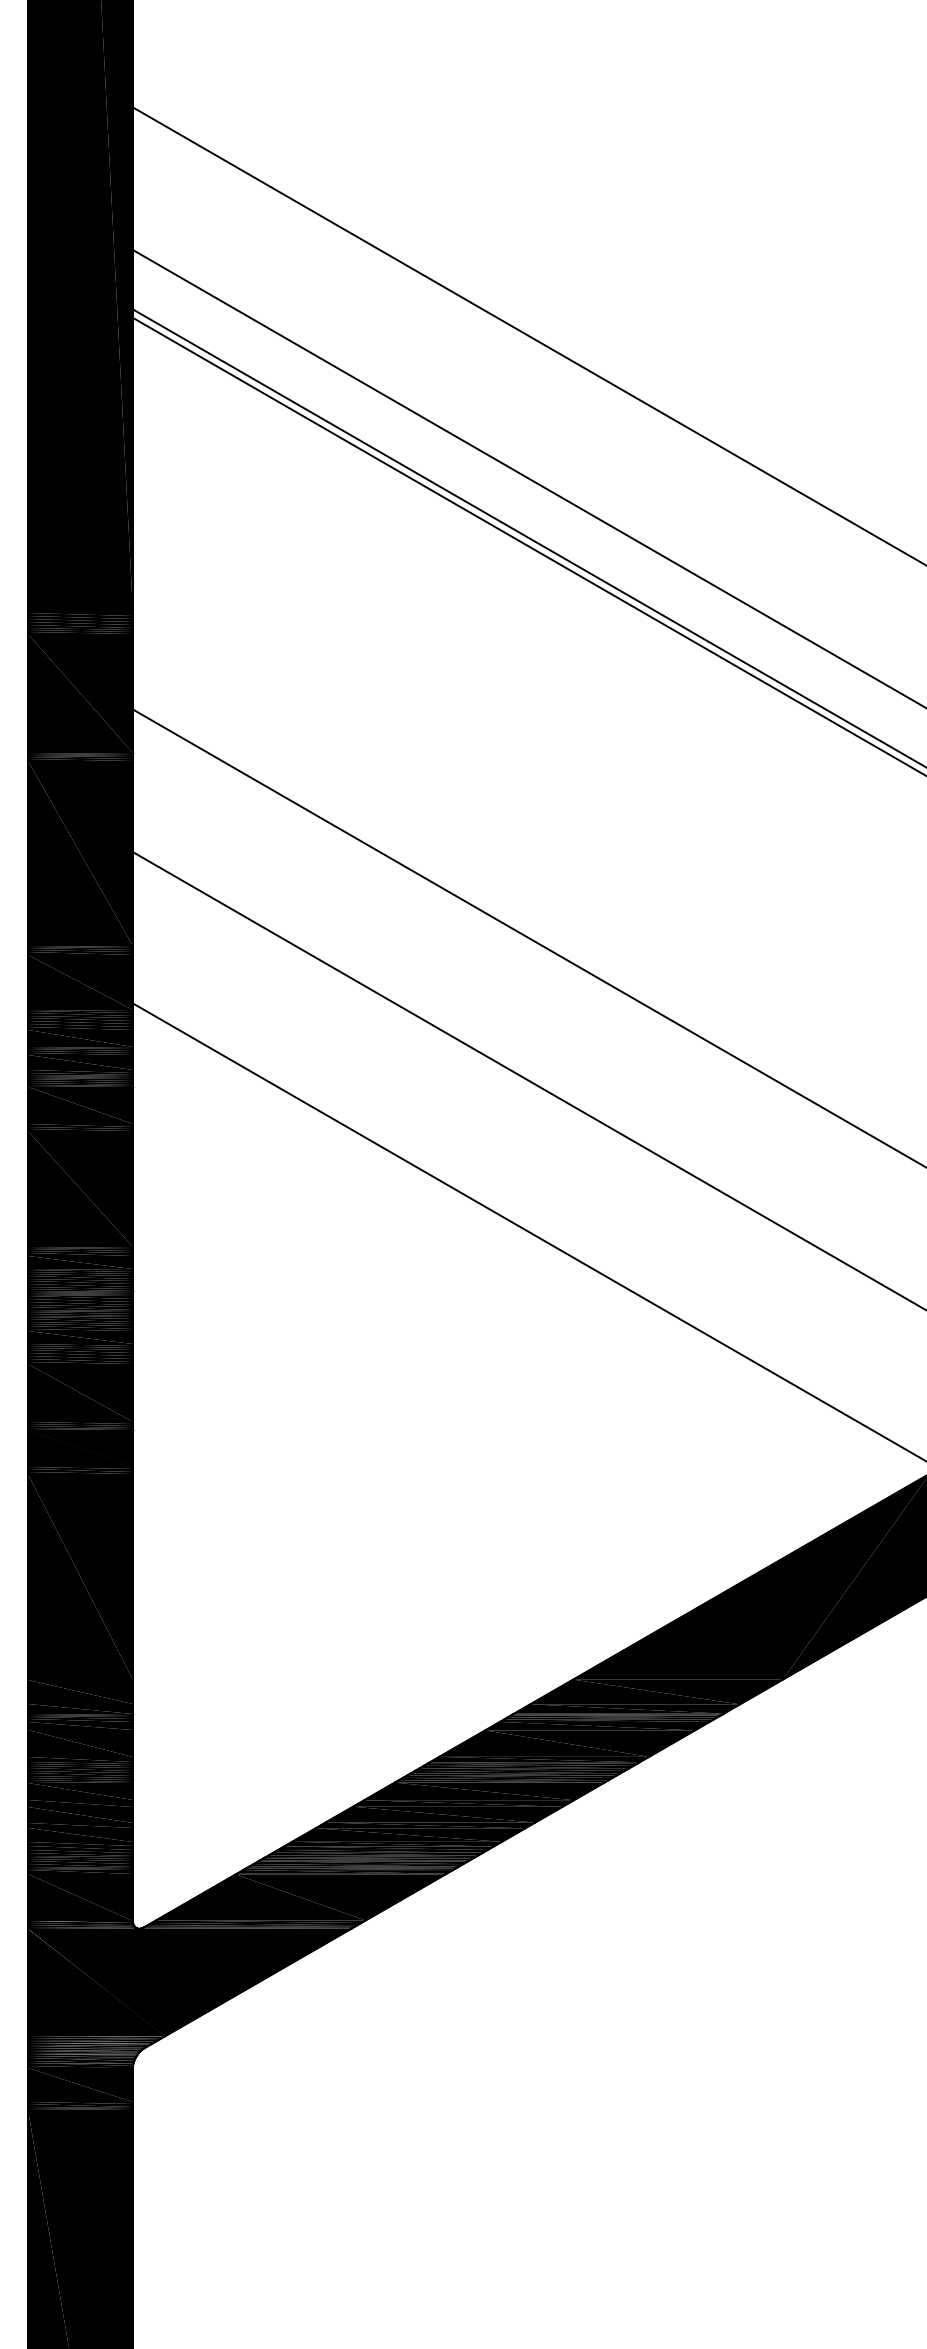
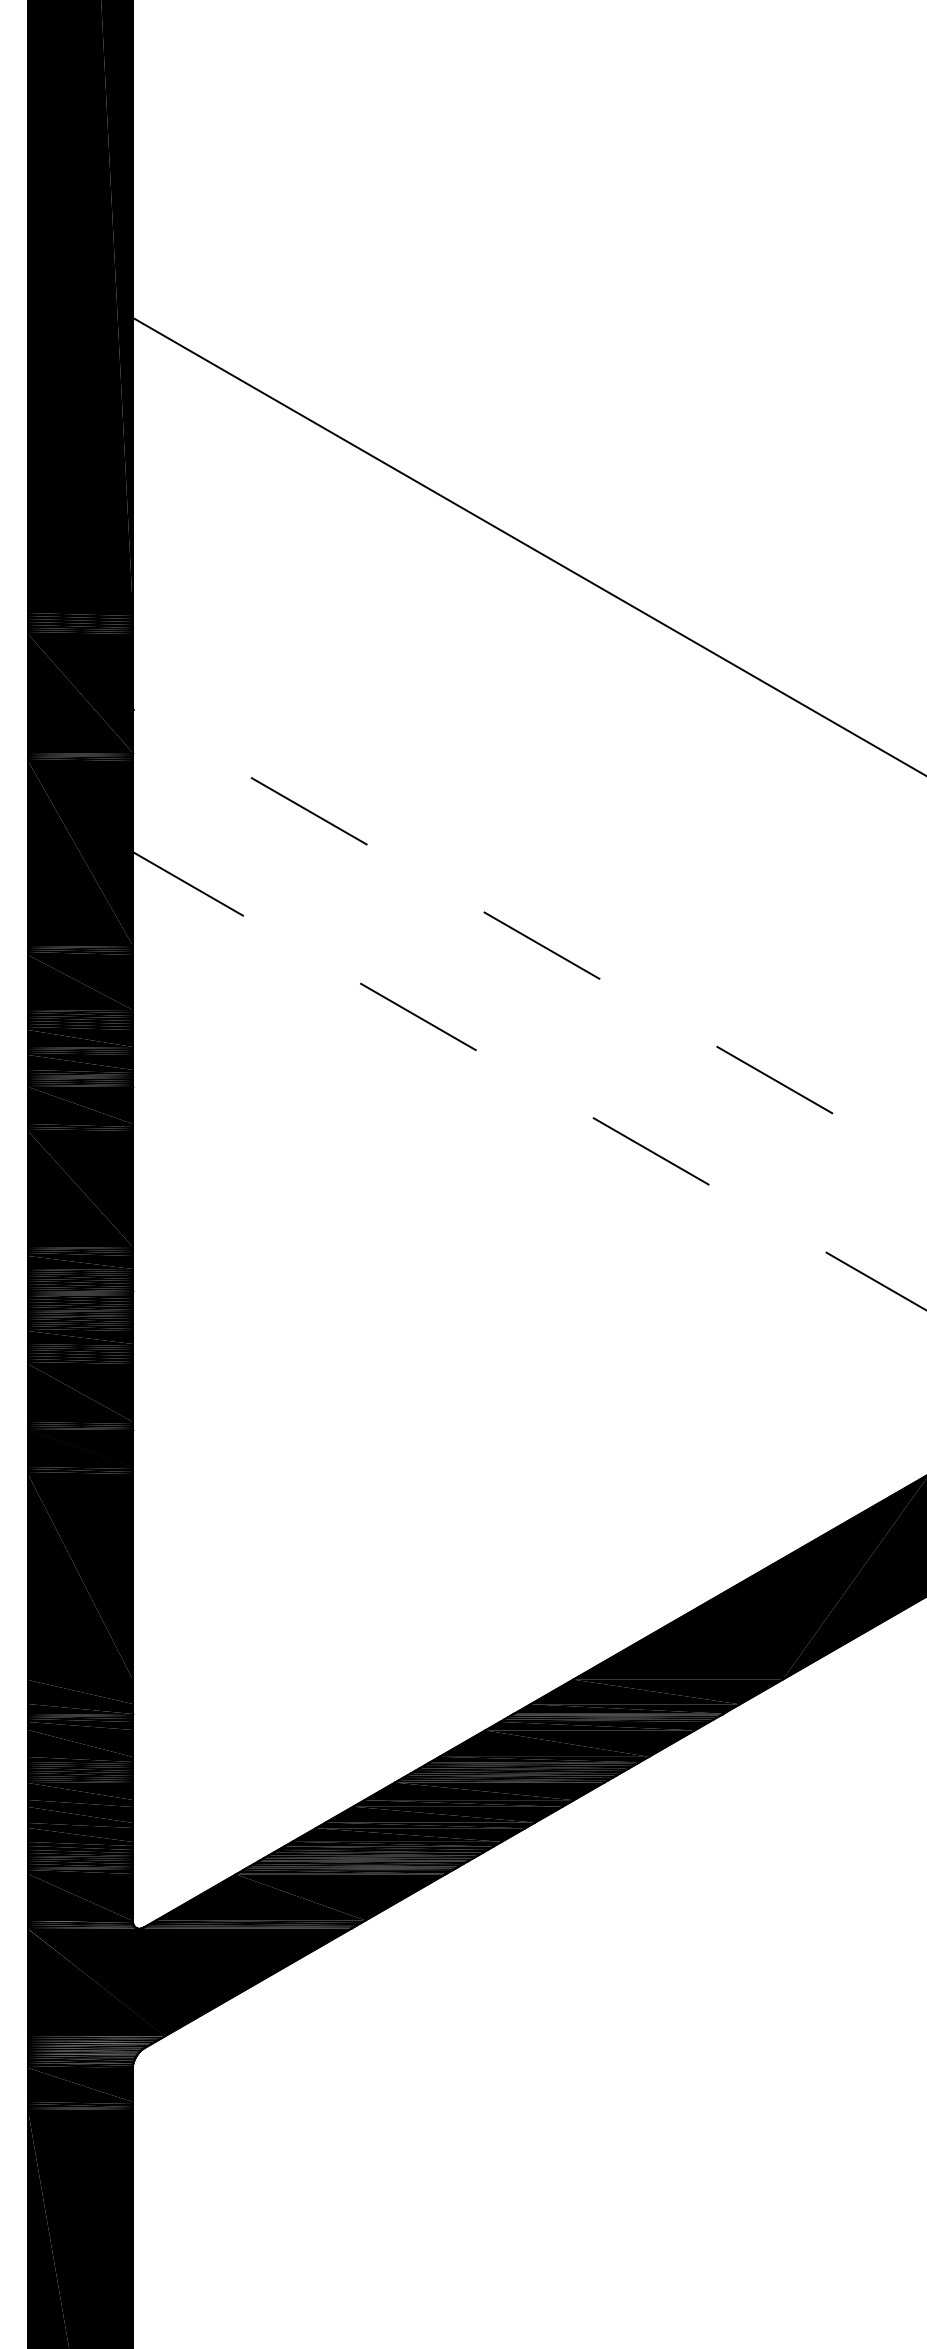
line: present -> none (527, 335)
line: present -> none (527, 477)
line: present -> none (527, 537)
line: solid -> dashed (529, 938)
line: solid -> dashed (529, 1080)
line: present -> none (527, 1231)
